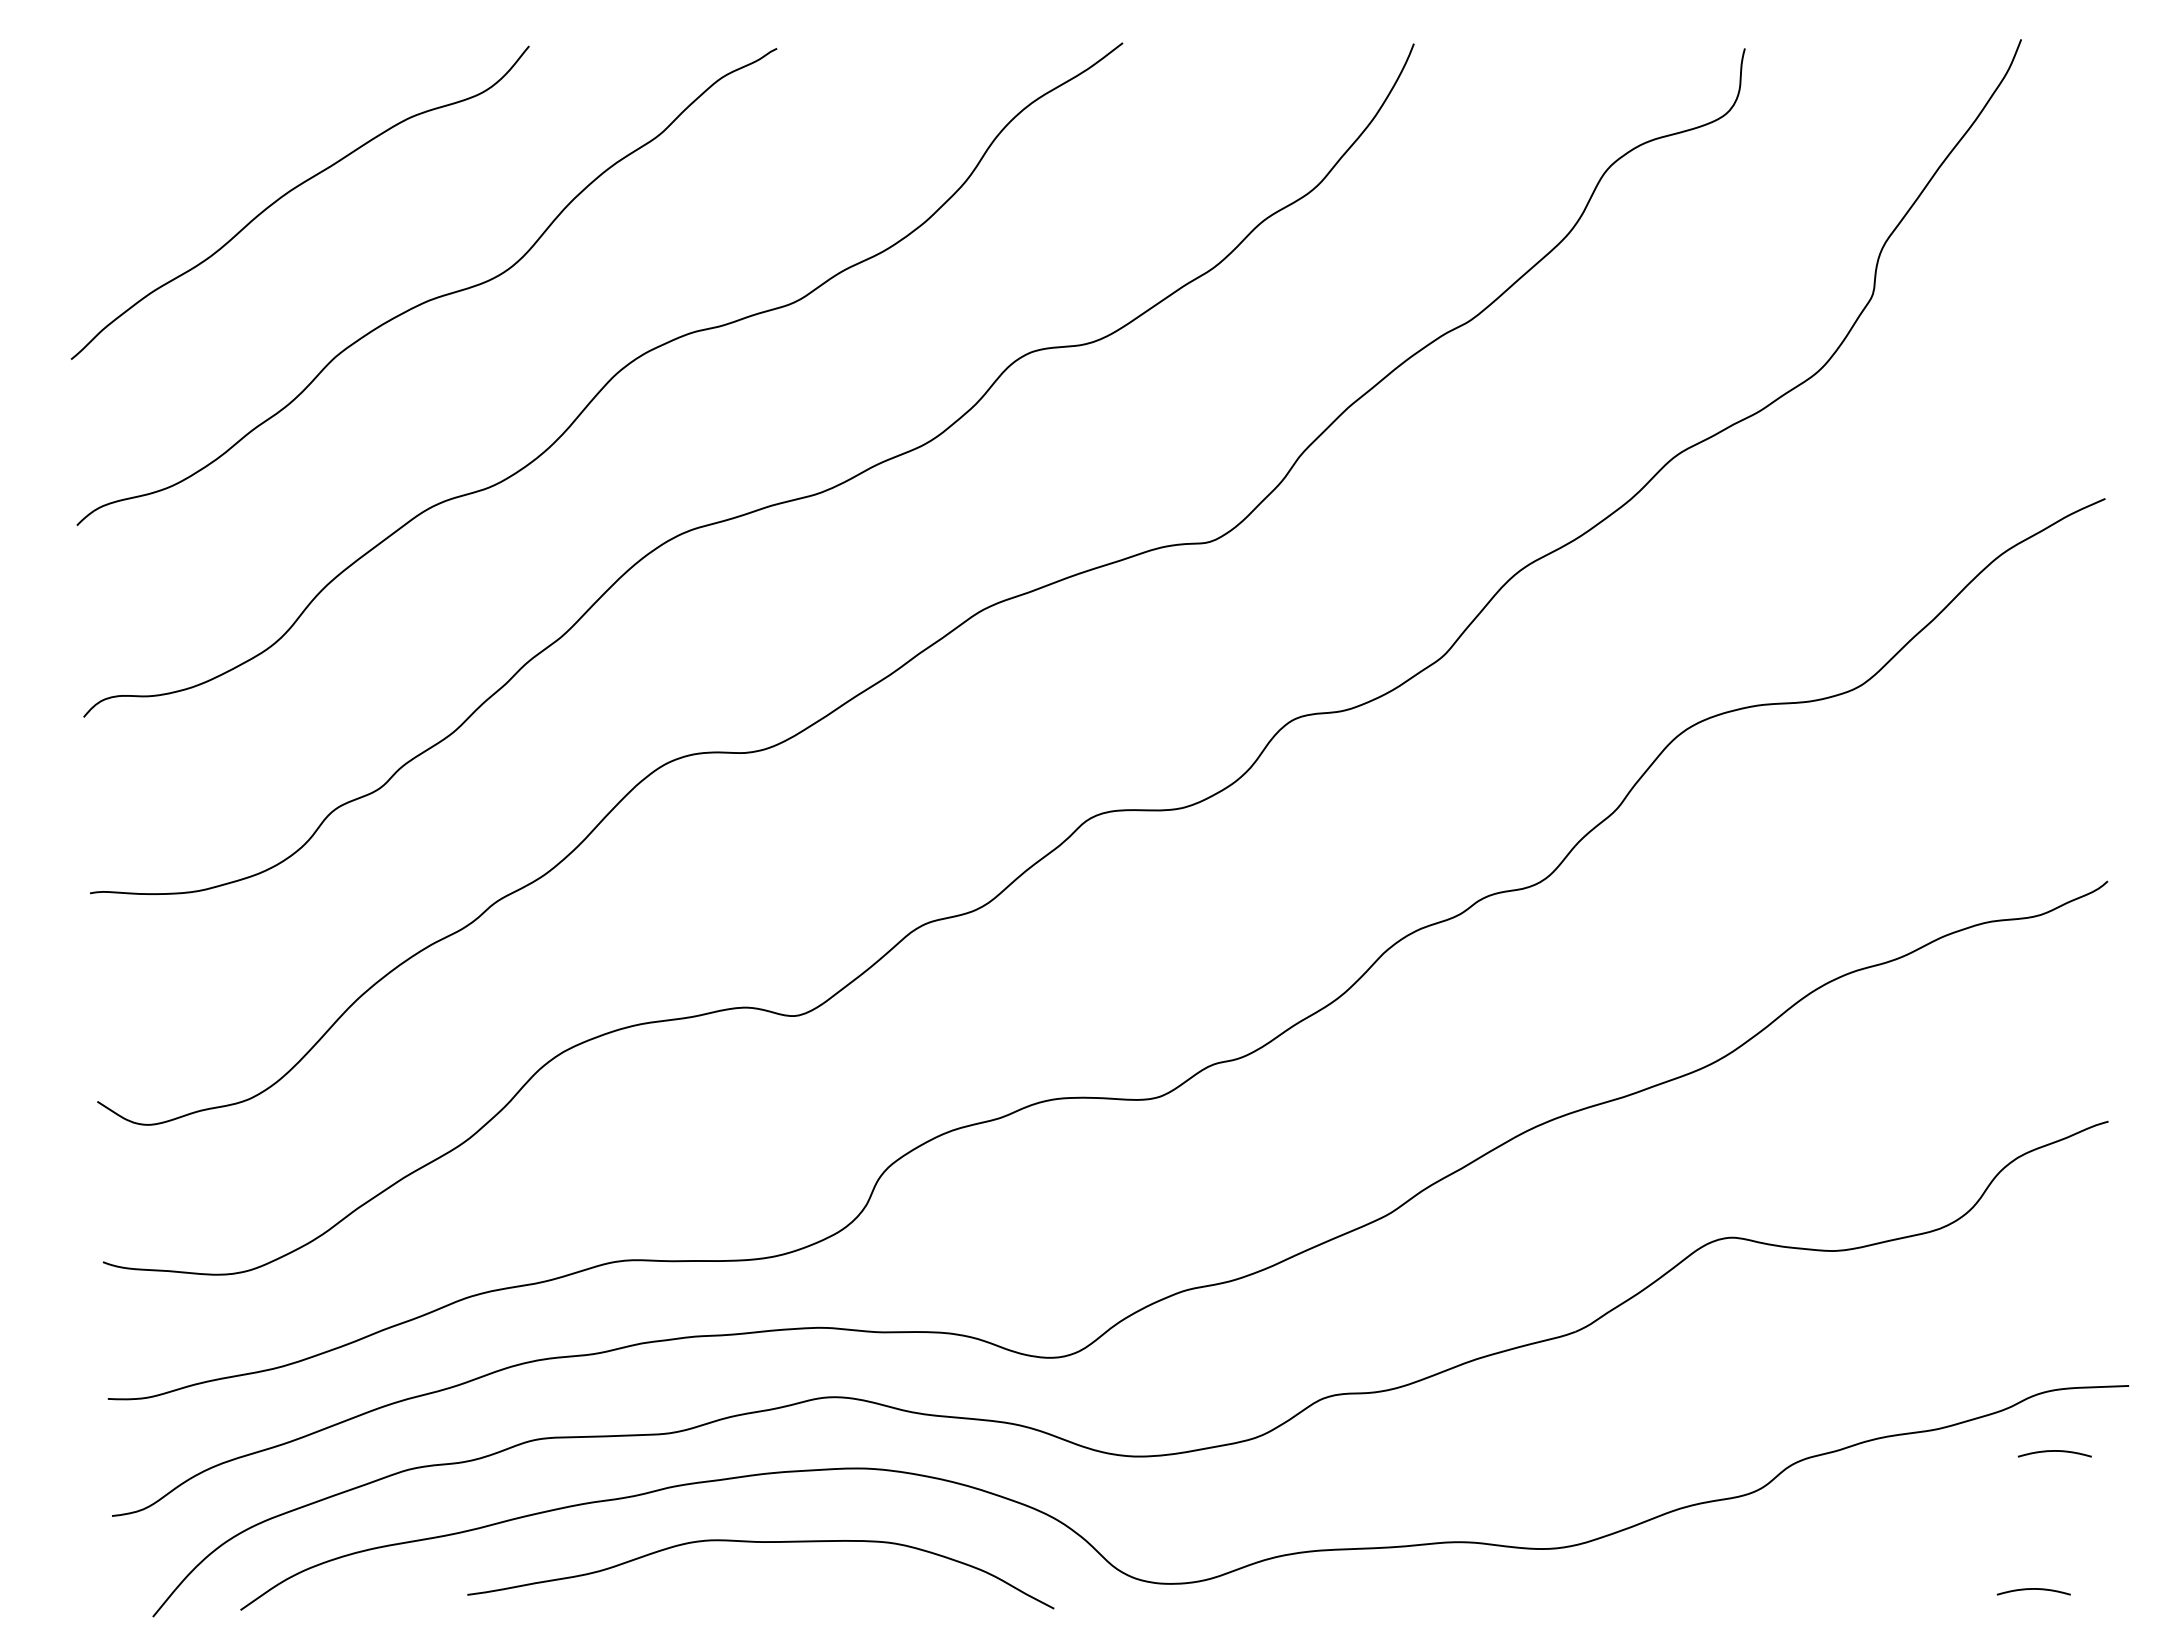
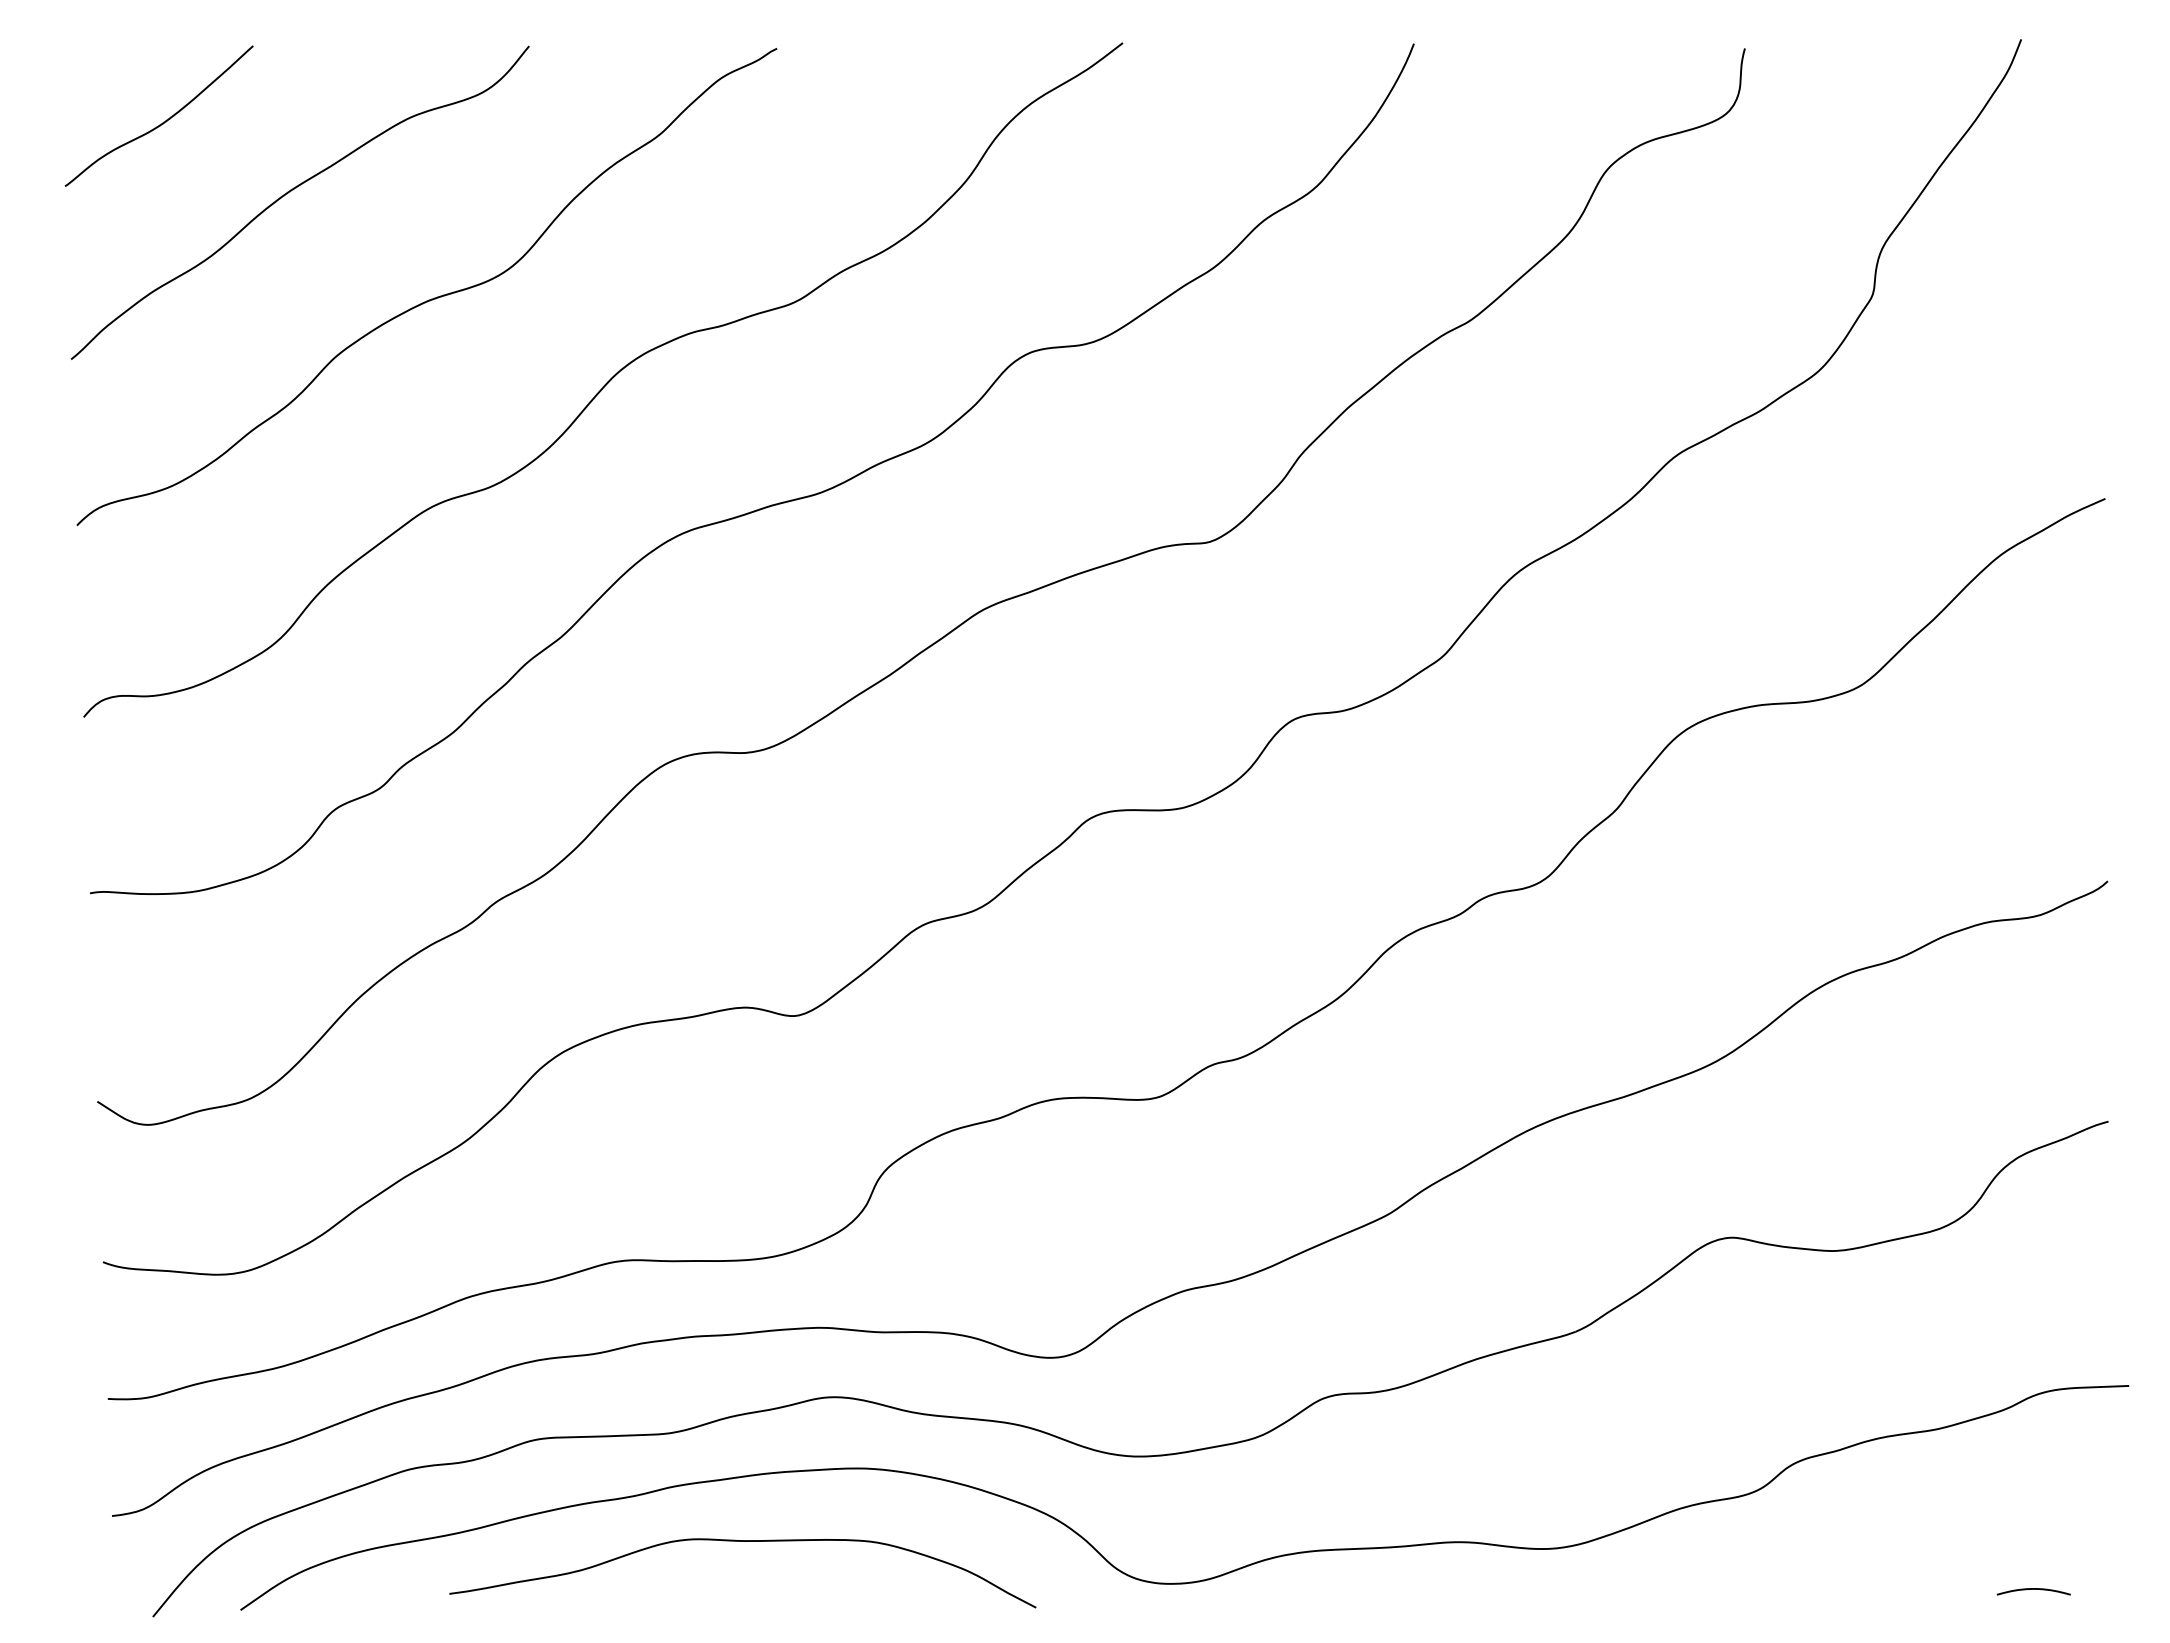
curve: none -> present (162, 122)
curve: present -> none (2054, 1451)
curve position: (760, 1542) -> (742, 1541) (742, 1541)
